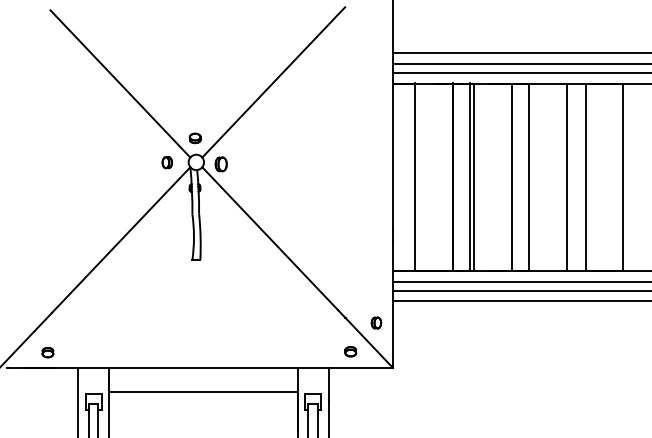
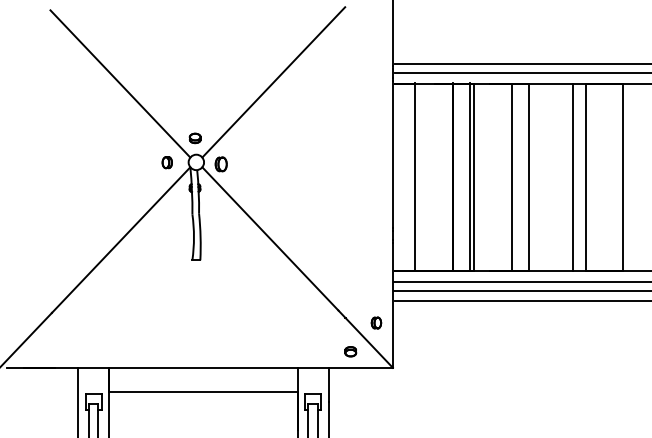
line: present -> none (521, 52)
line position: (566, 176) -> (572, 176) (572, 176)
part: present -> none (47, 352)
